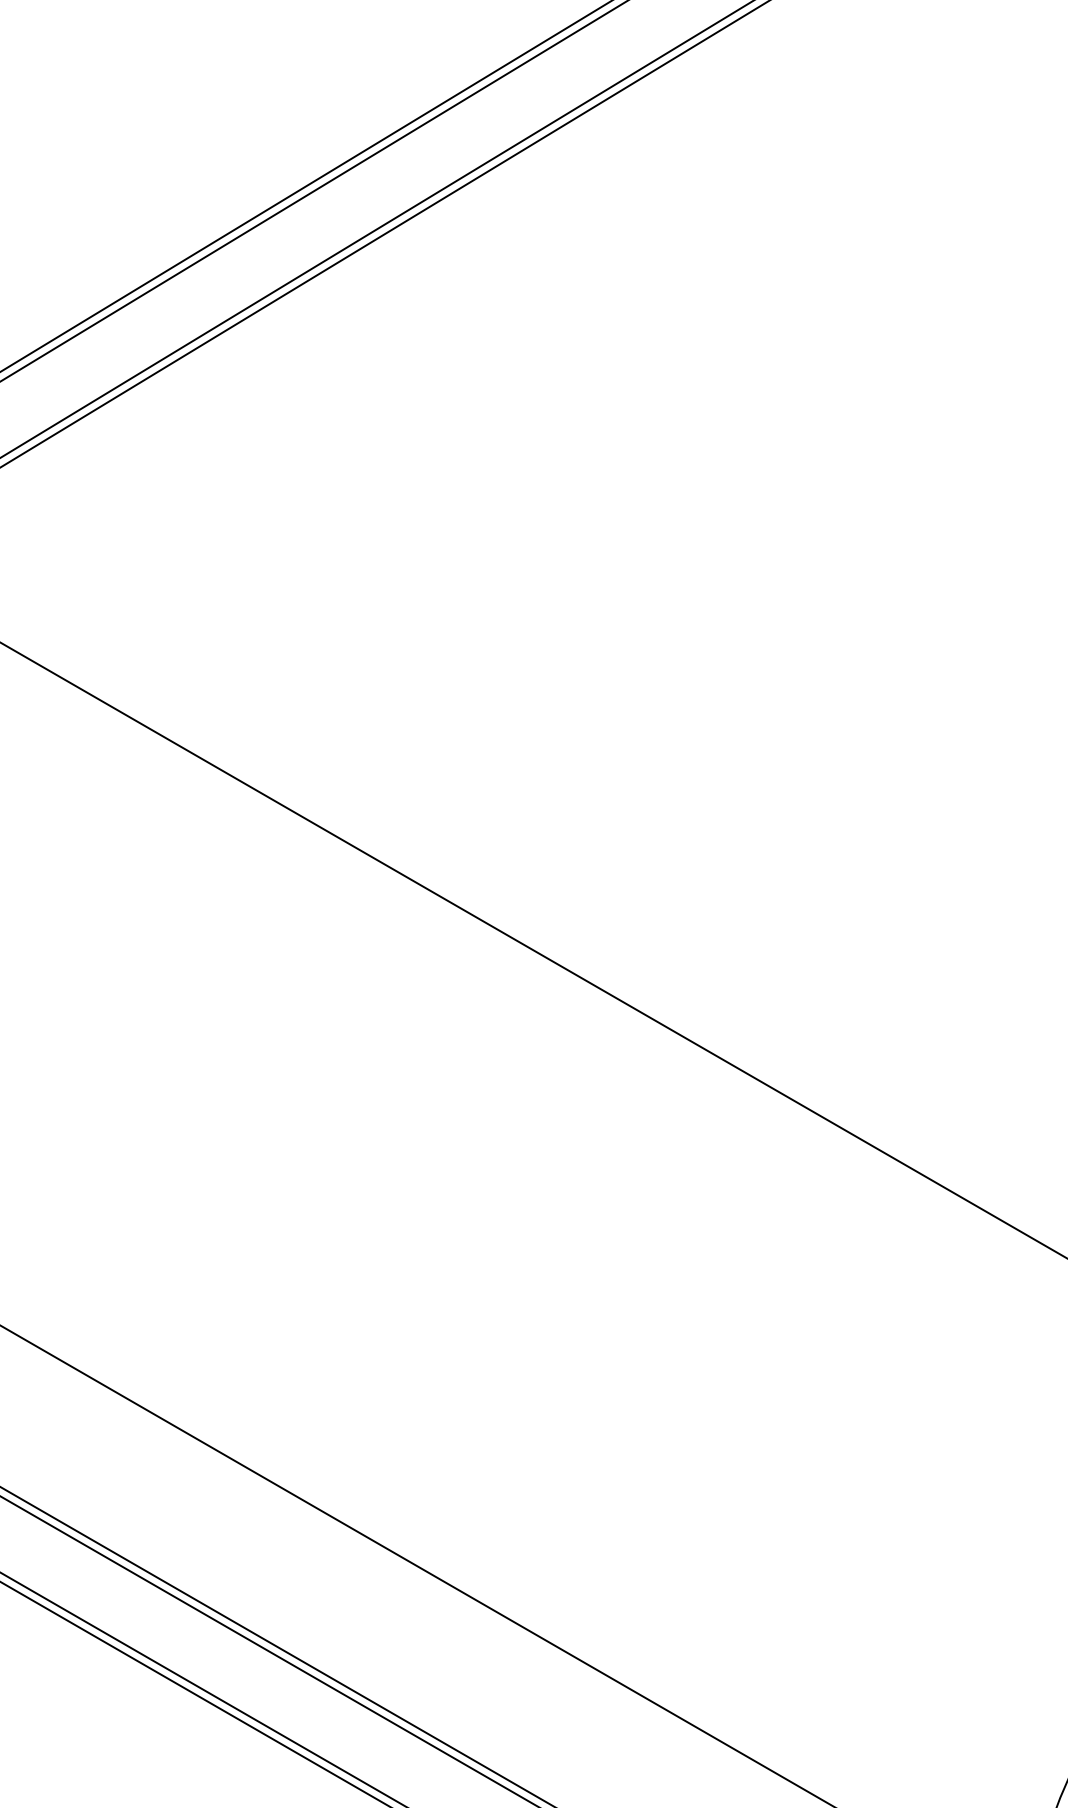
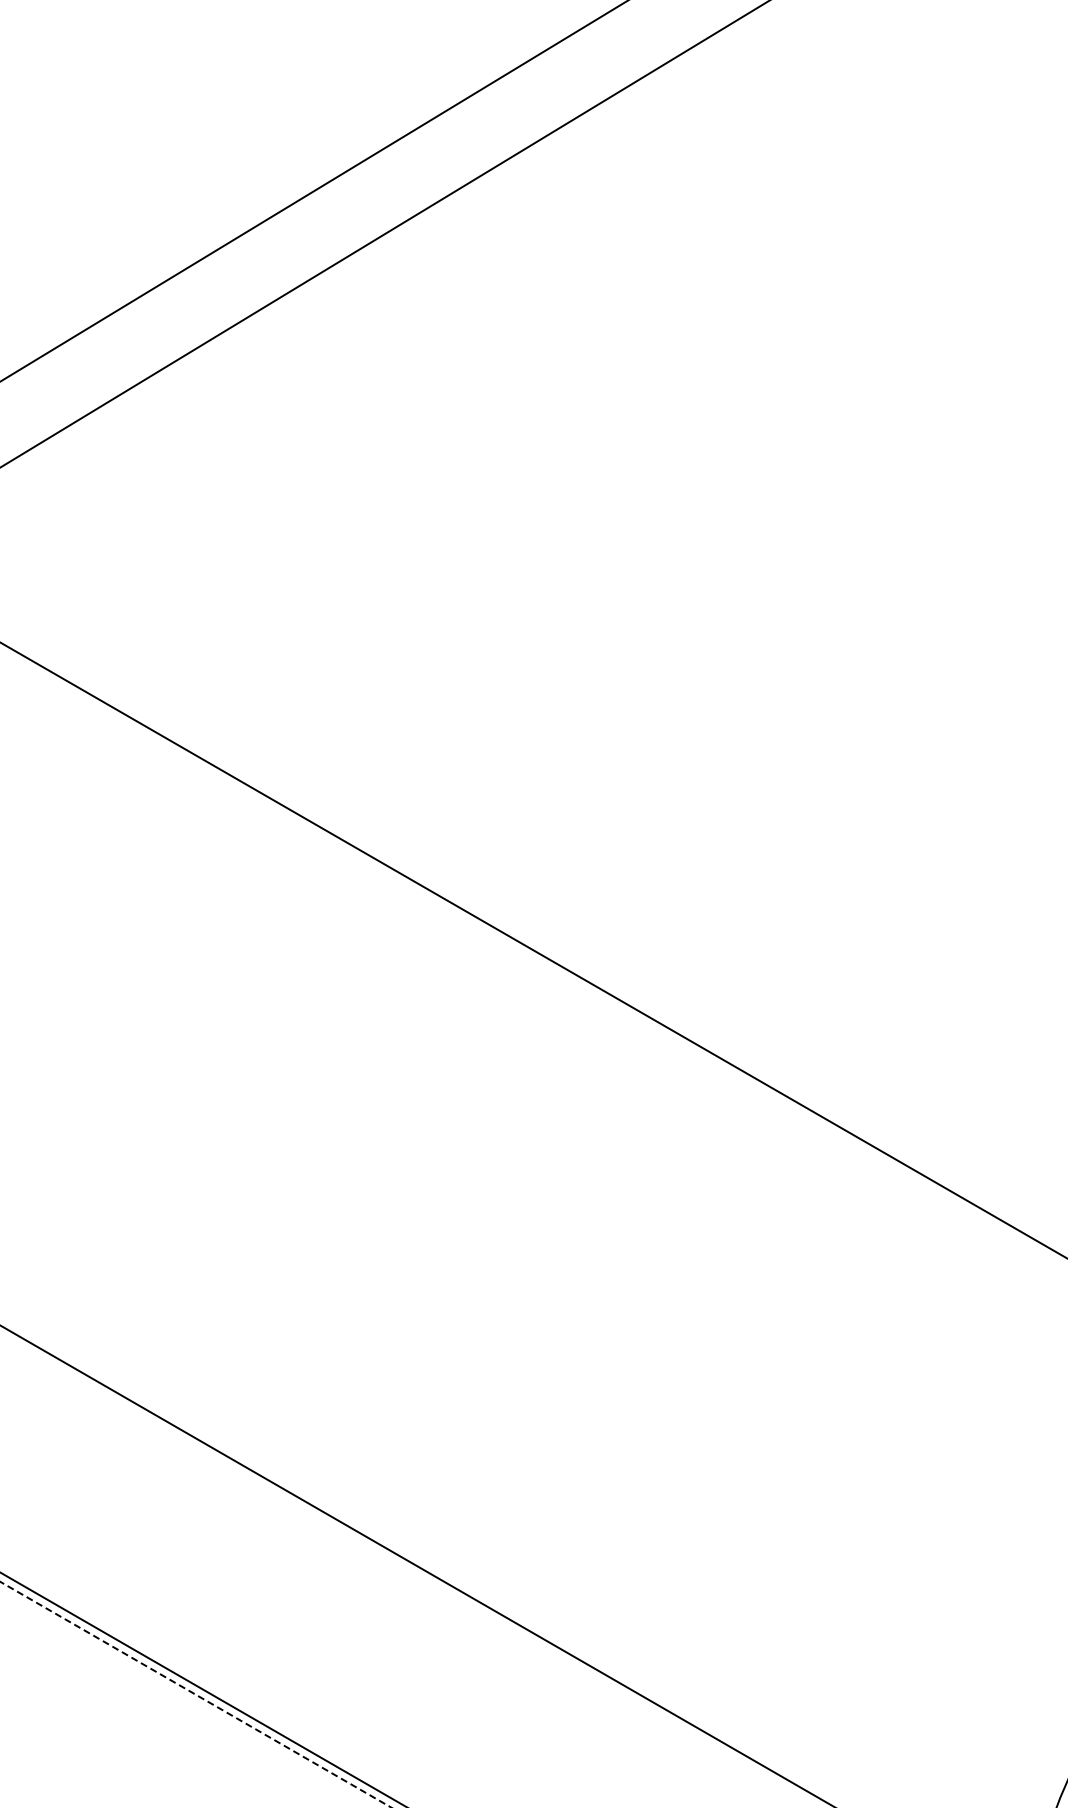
line: present -> none (305, 186)
line: present -> none (376, 229)
line: present -> none (276, 1646)
line: present -> none (268, 1650)
line: solid -> dashed (195, 1694)
